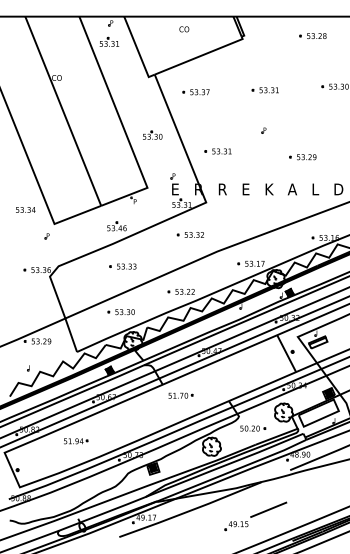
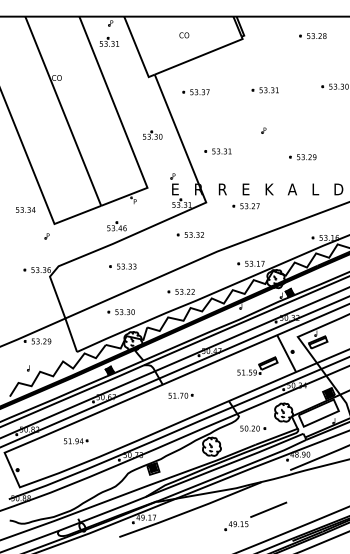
text position: (184, 29) -> (184, 35) (184, 35)
part: none -> present (245, 206)
part: none -> present (257, 365)
